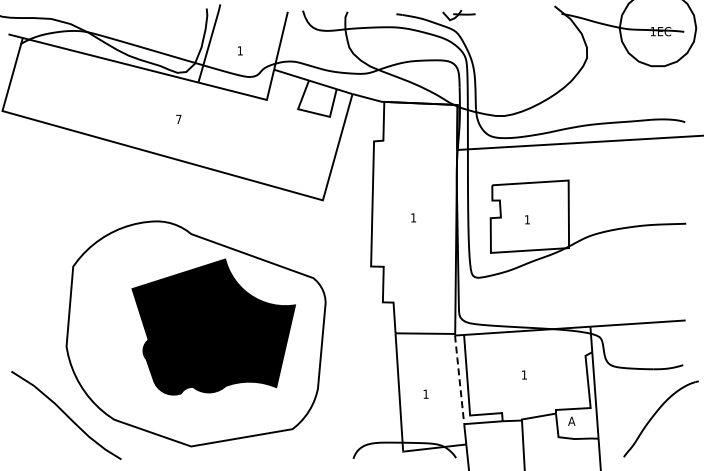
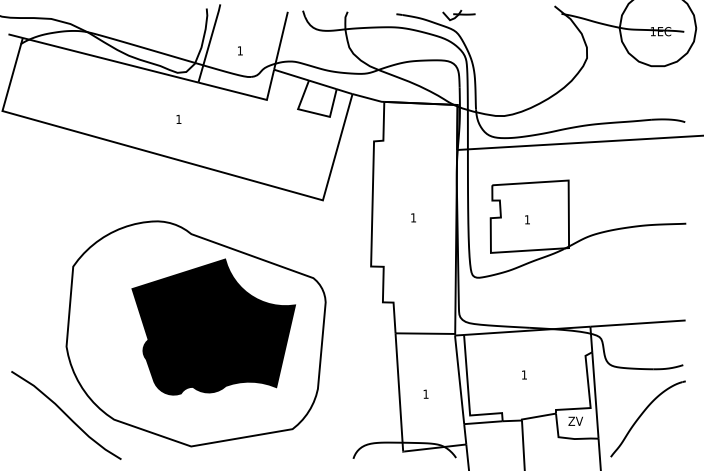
text: 7 -> 1 (178, 118)
line: dashed -> solid (459, 379)
part position: (654, 416) -> (641, 416) (641, 416)
text: A -> ZV (575, 420)
